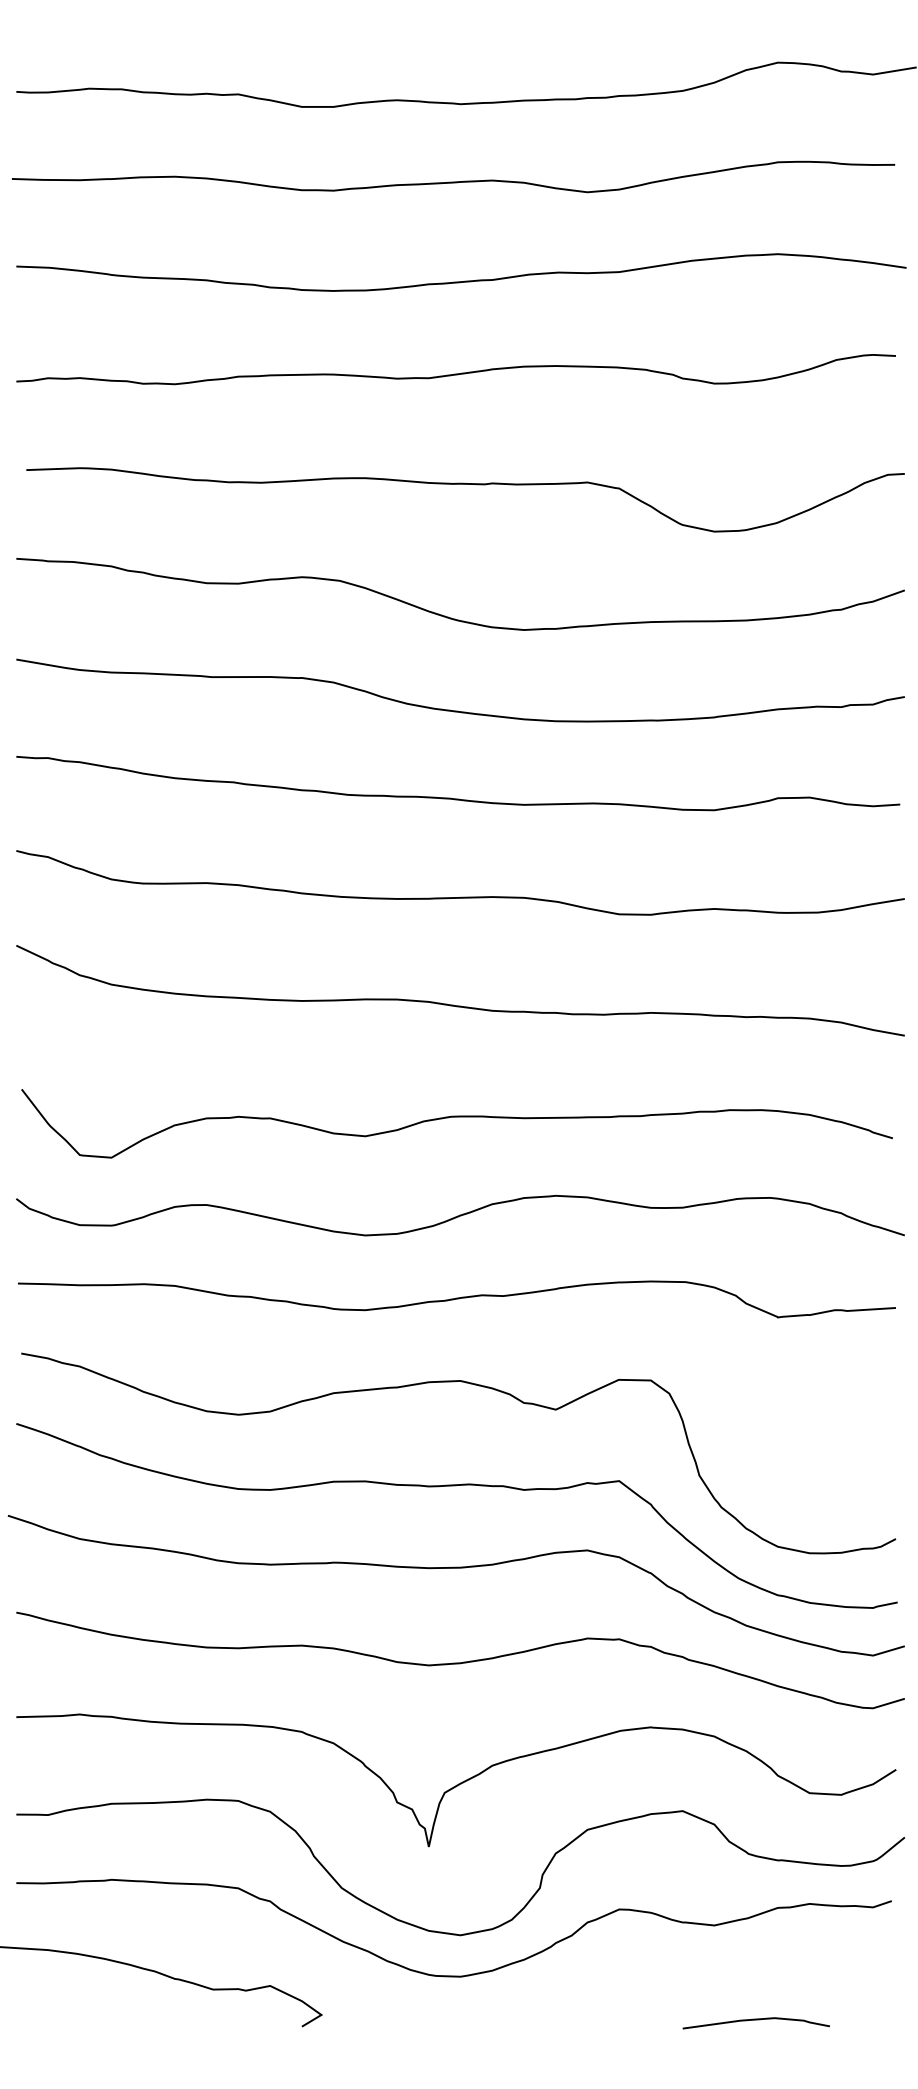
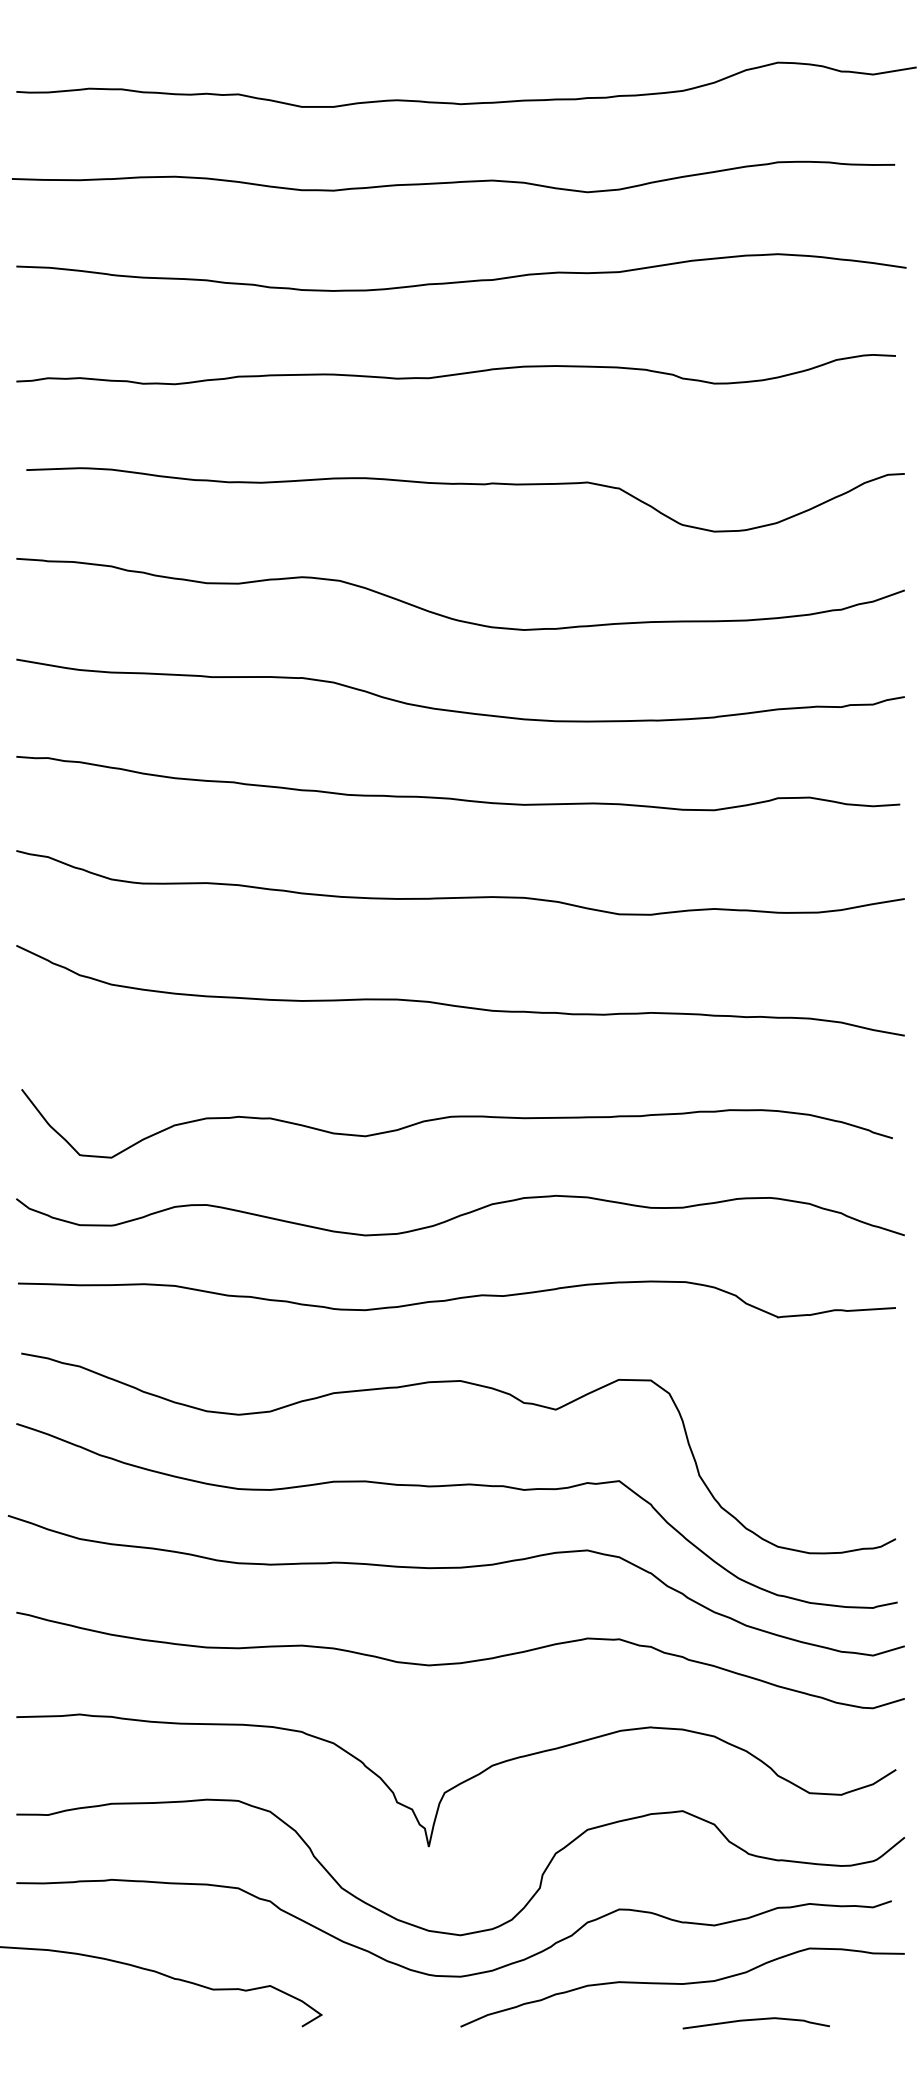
curve: none -> present (682, 1984)
